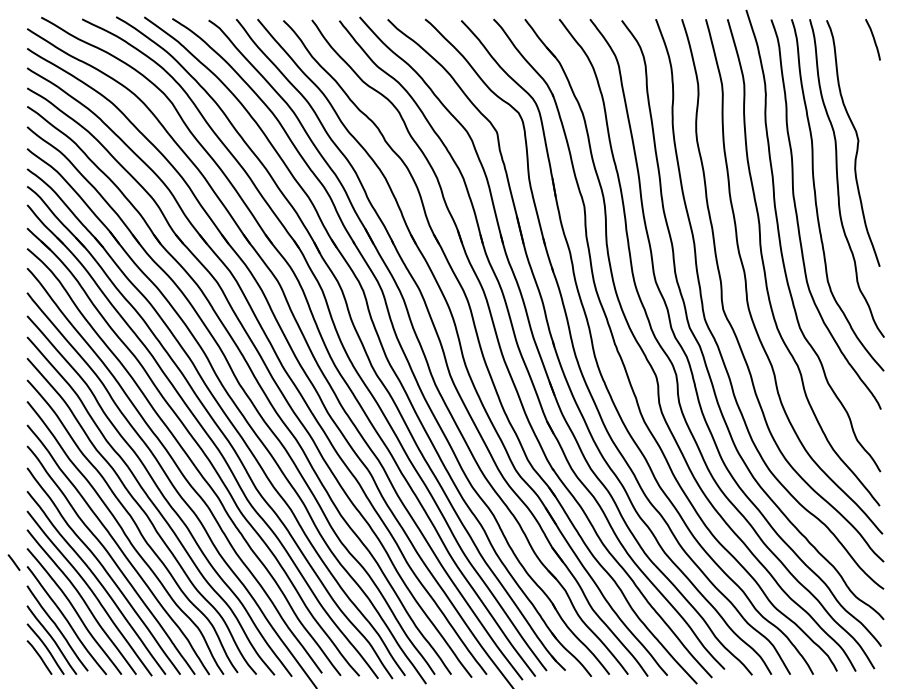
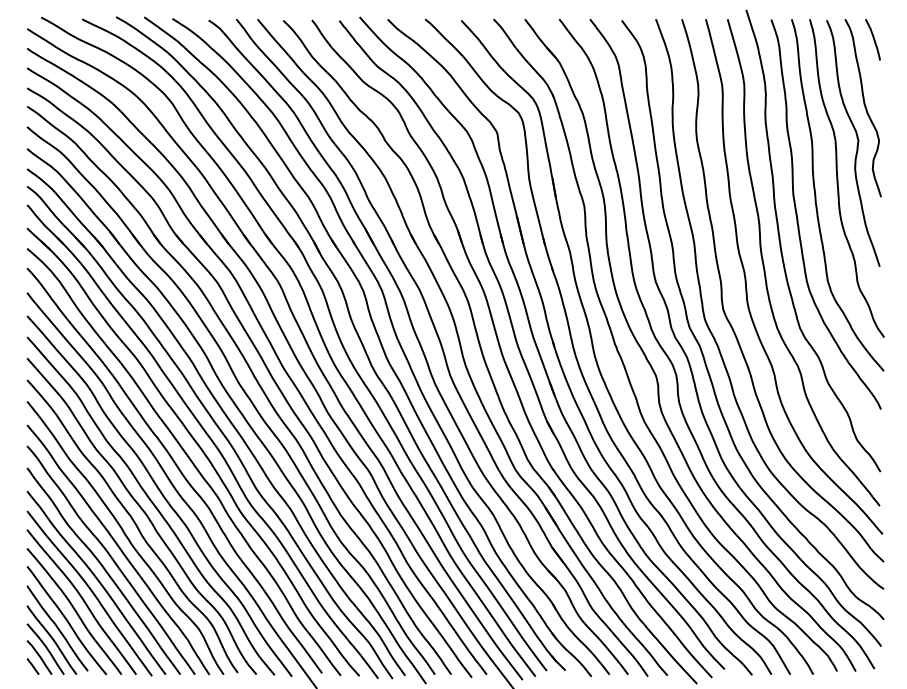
curve: none -> present (864, 107)
line position: (13, 562) -> (32, 666) (32, 666)
